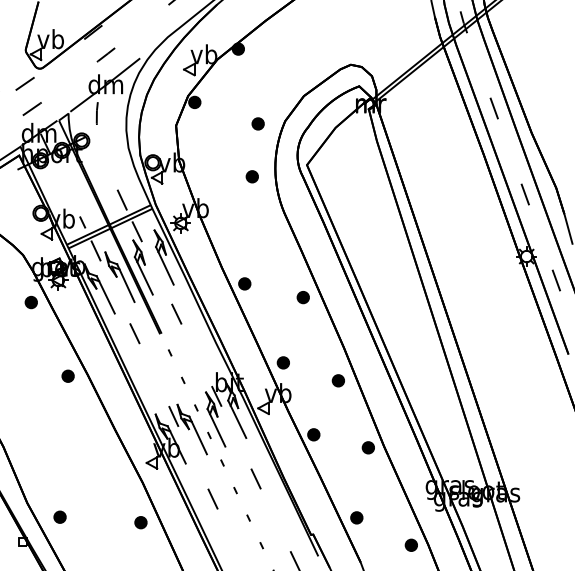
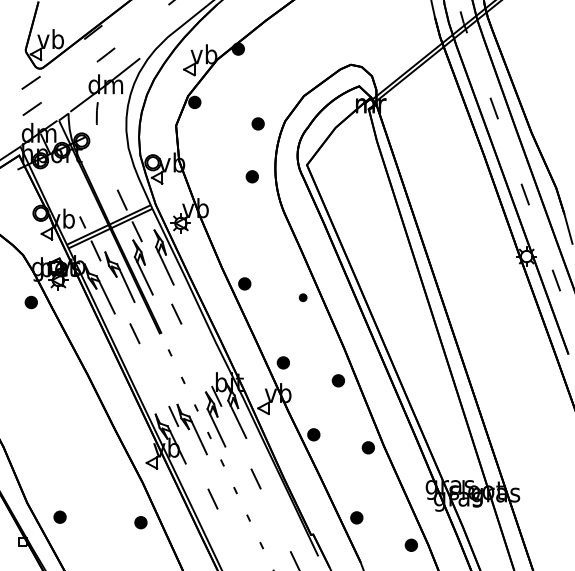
line position: (24, 83) -> (30, 82) (30, 82)
part size: 14x14 px -> 10x9 px (302, 297)
part: present -> none (67, 375)
